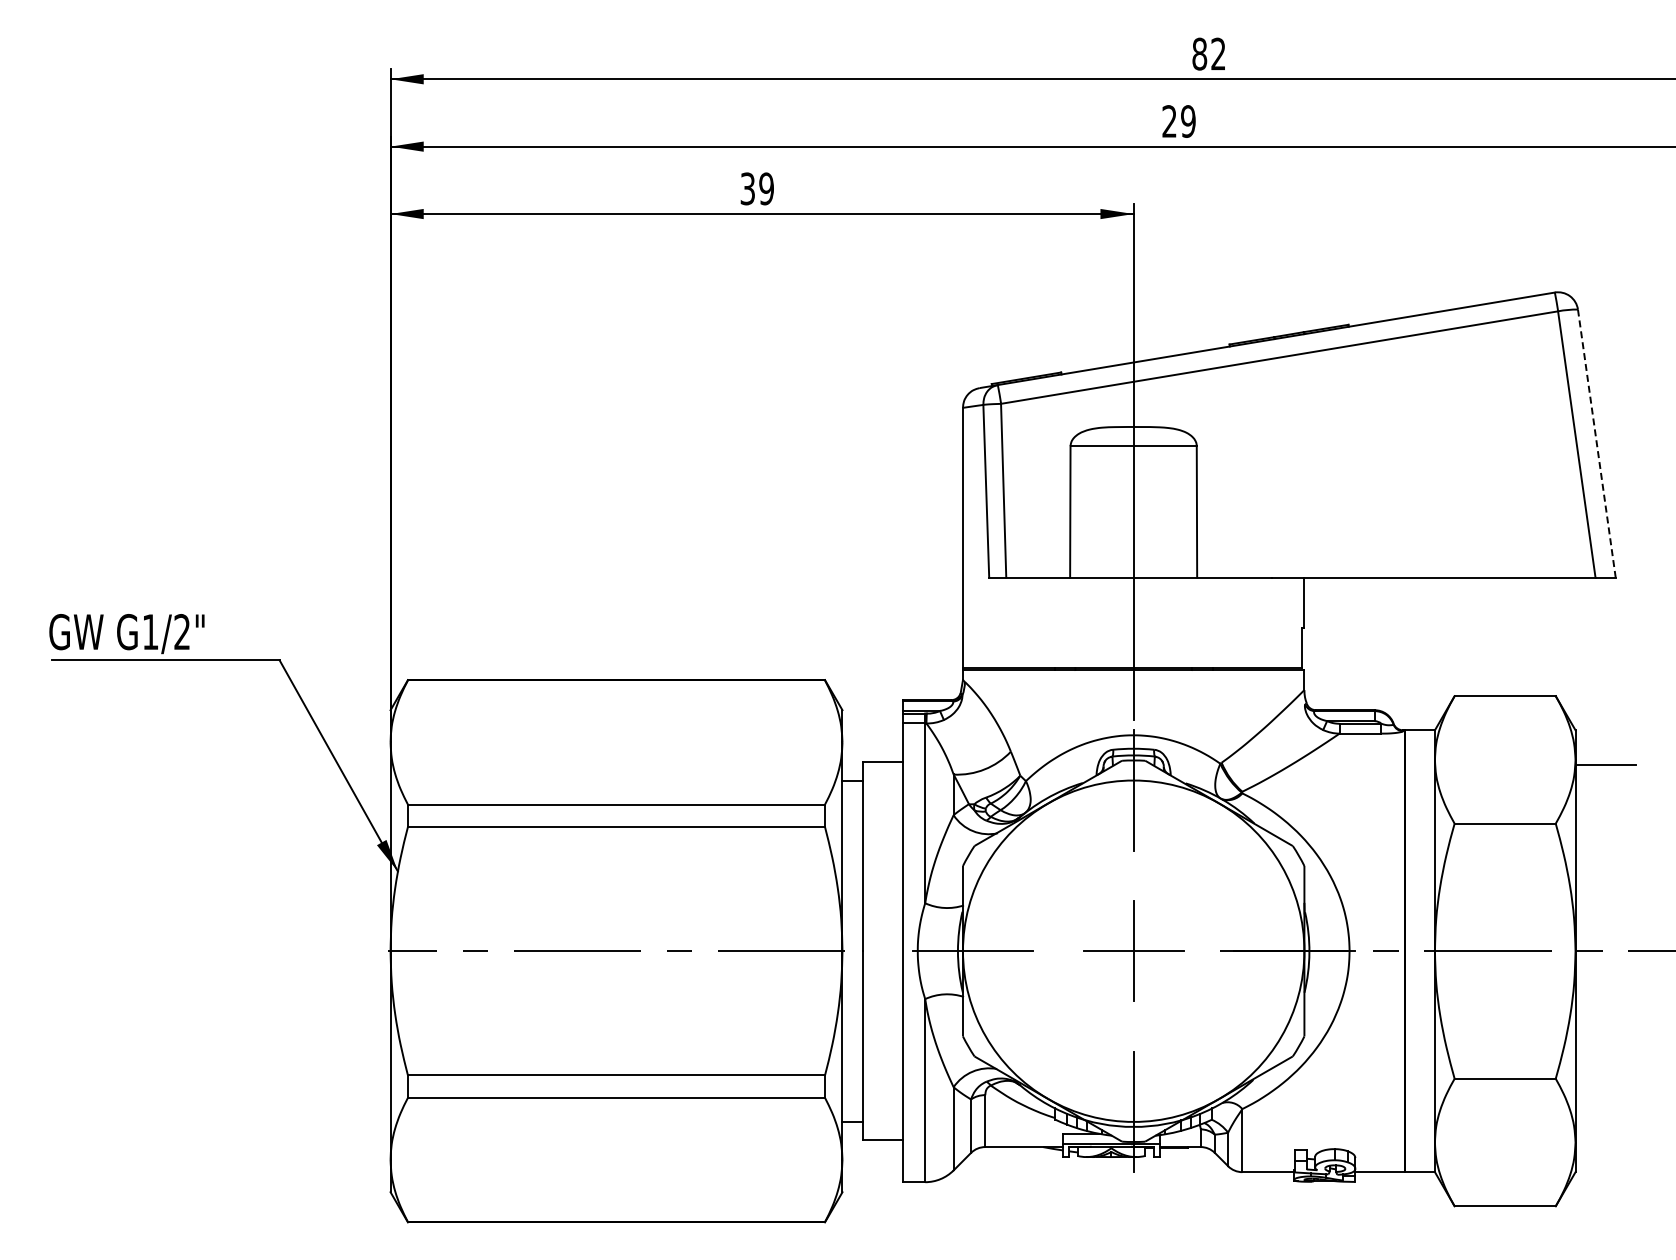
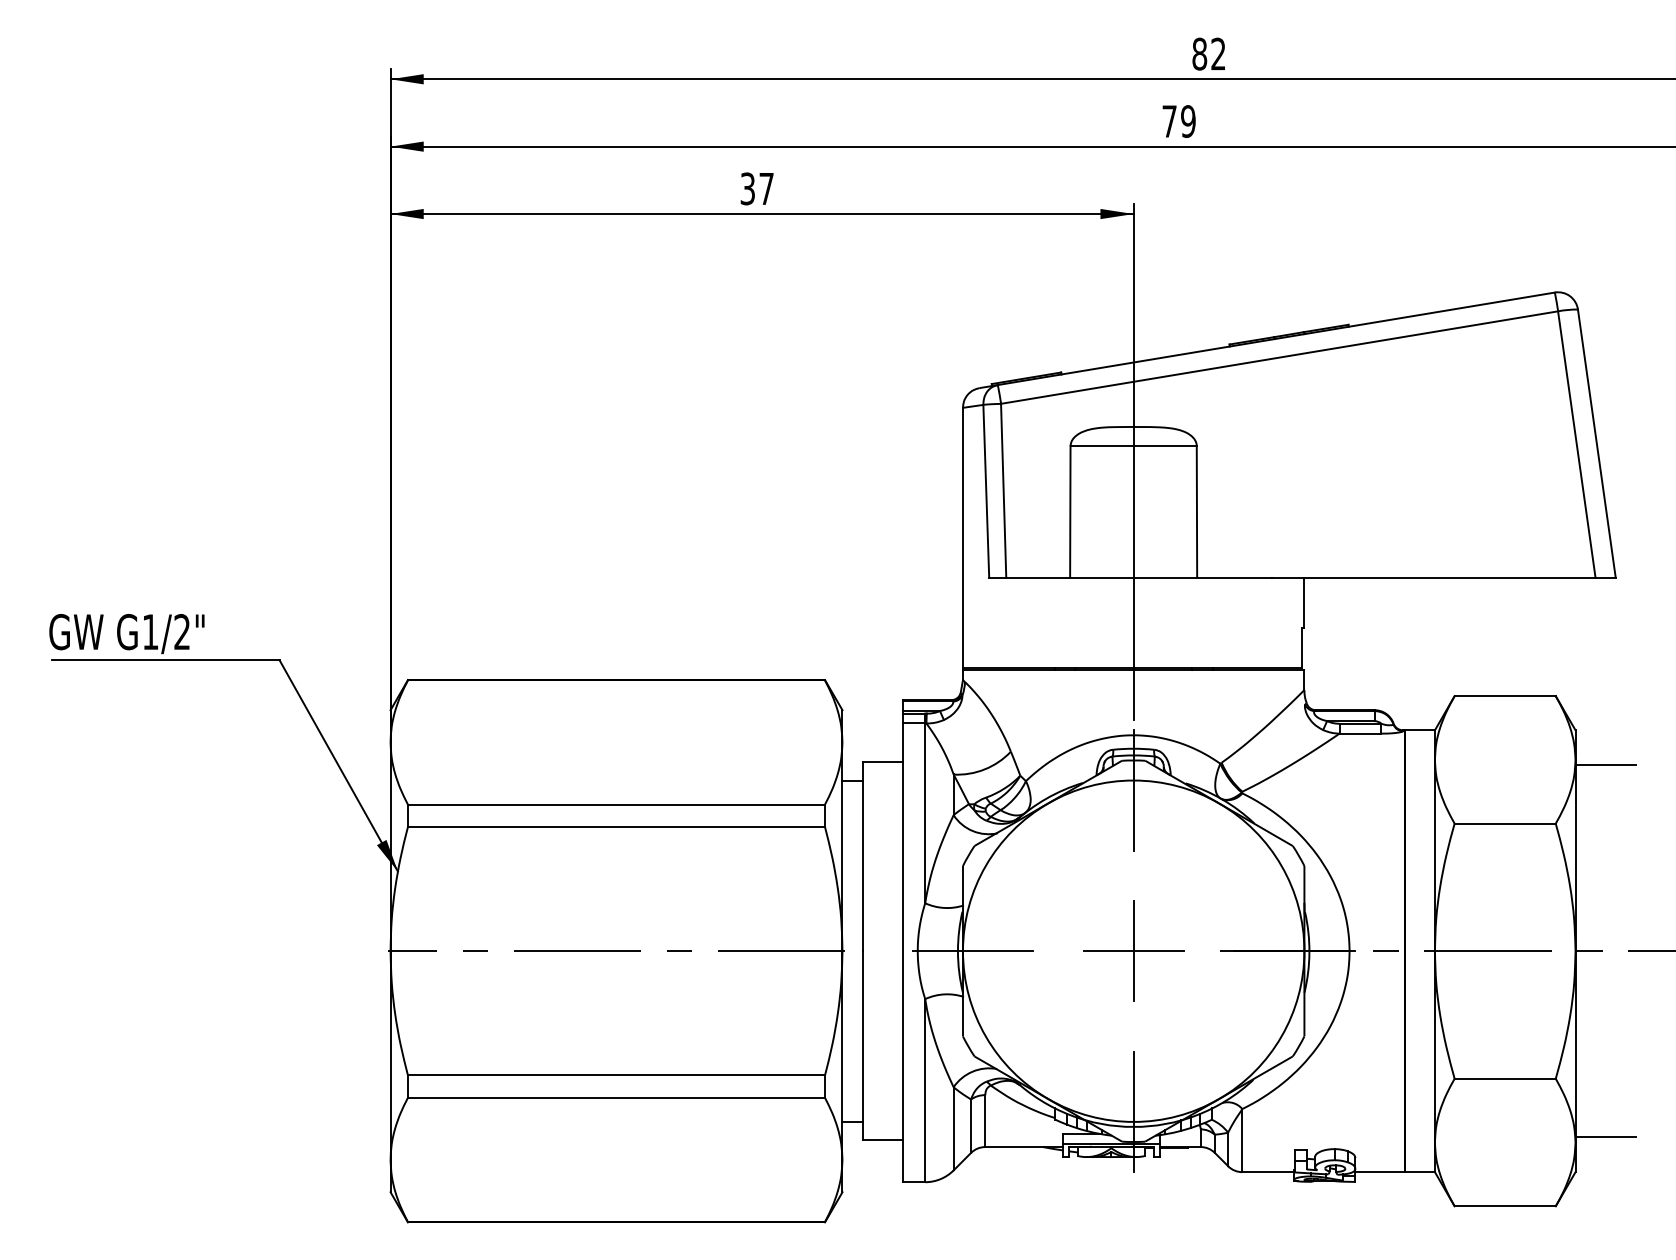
text: 29 -> 79 (1169, 121)
text: 39 -> 37 (766, 188)
line: dashed -> solid (1596, 444)
line: none -> present (1605, 1137)
